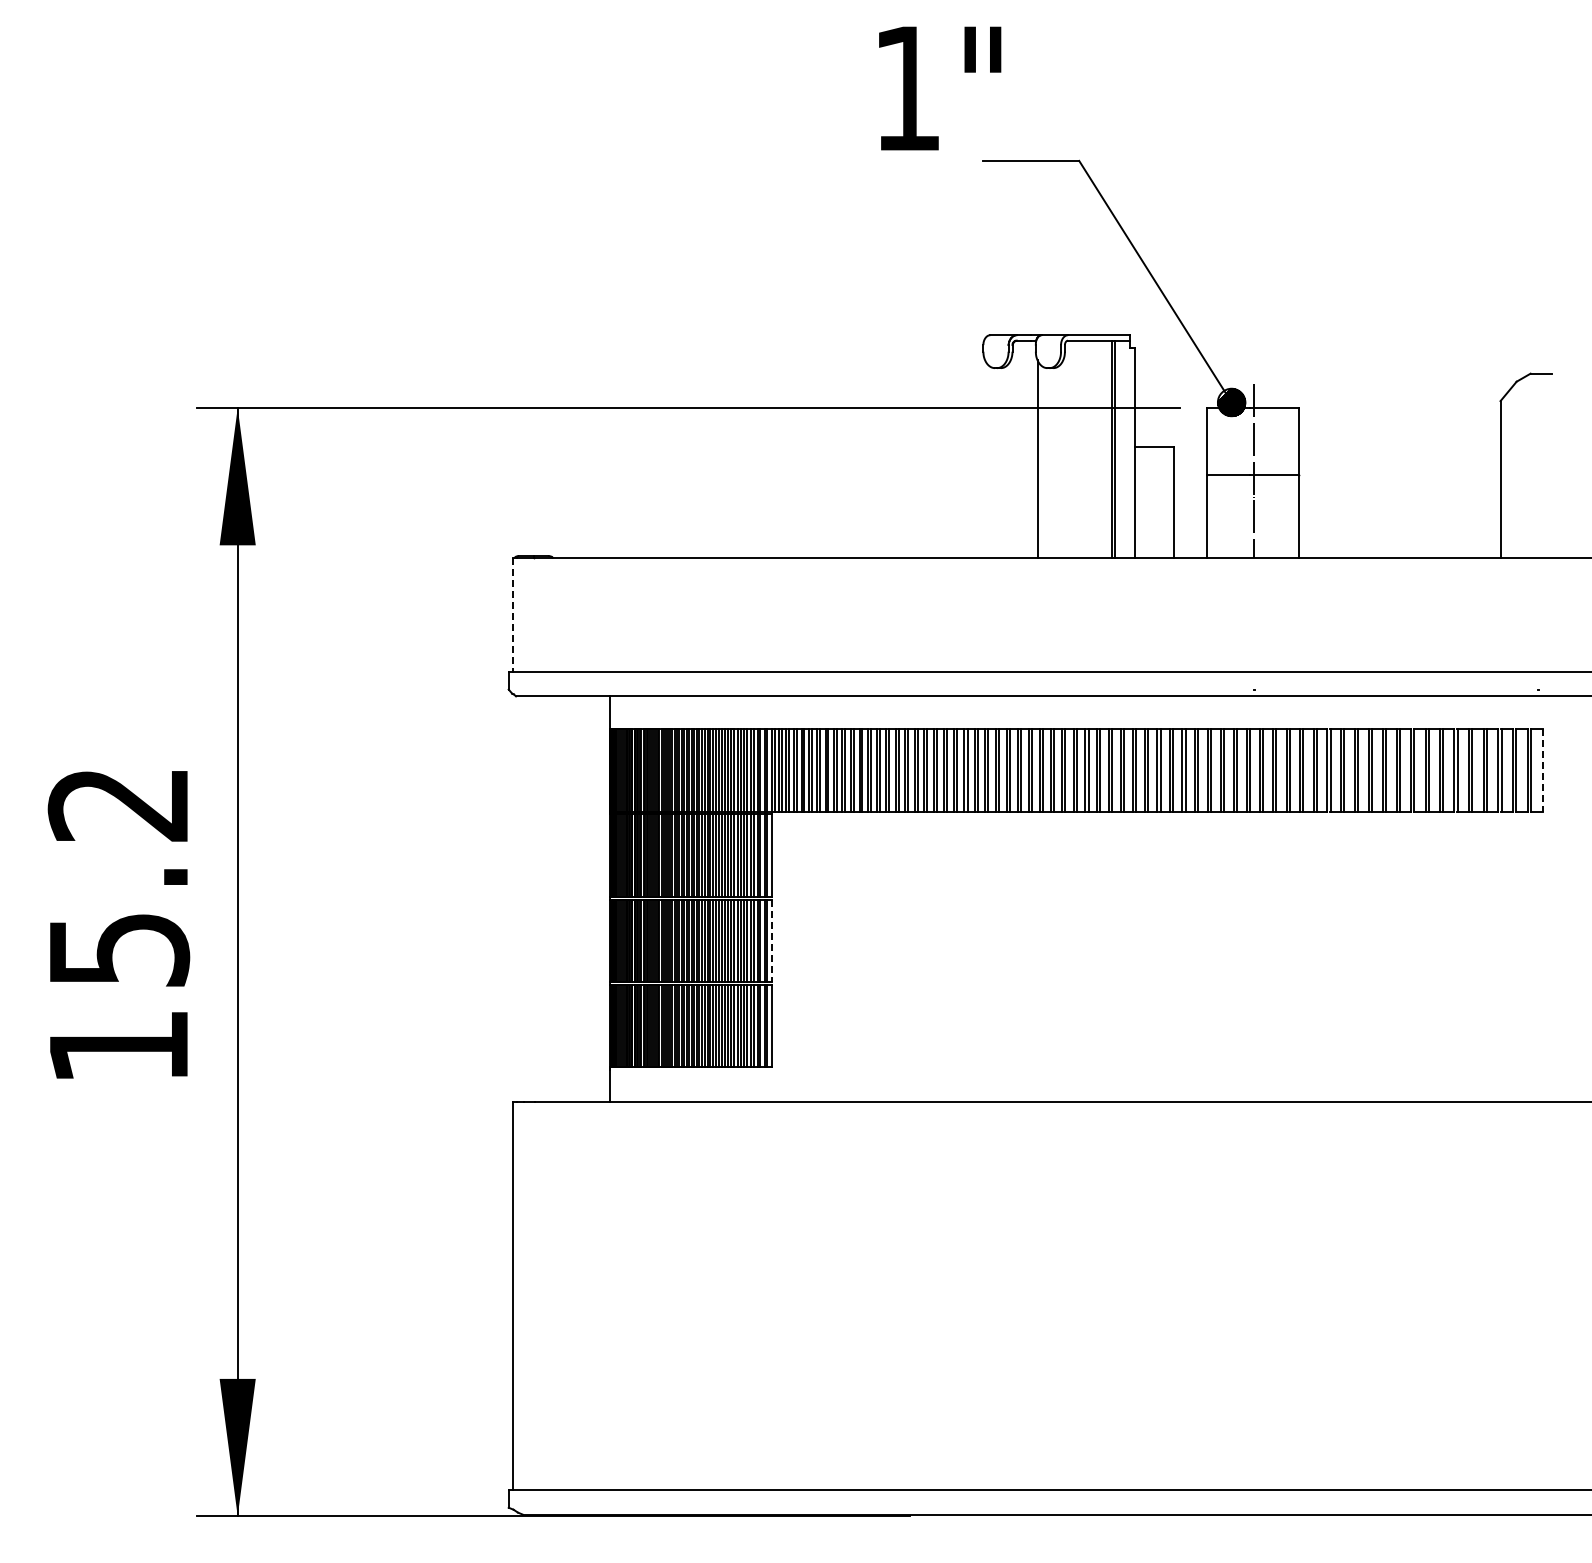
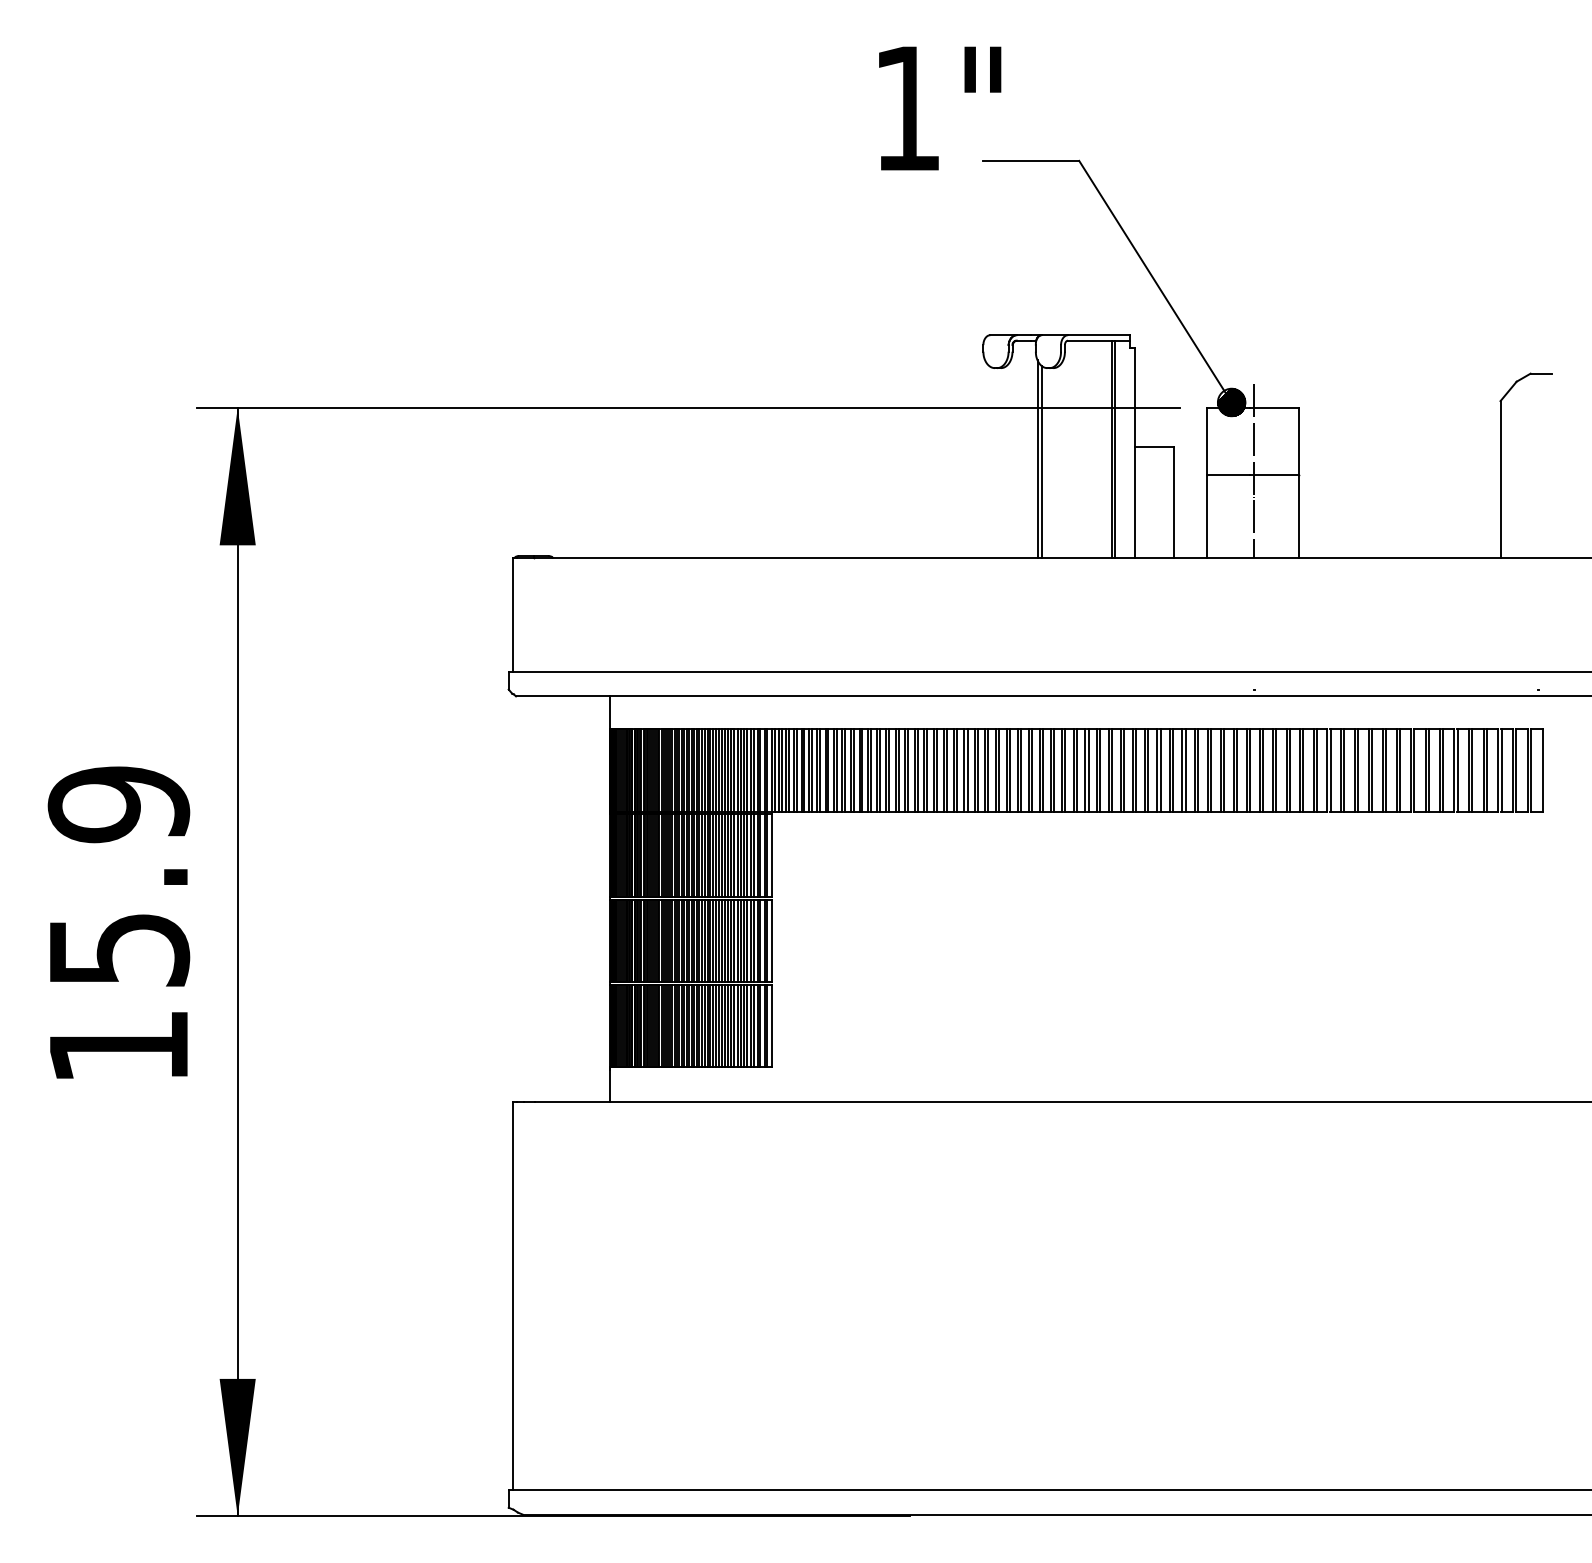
text position: (940, 88) -> (940, 108) (940, 108)
line: none -> present (1041, 461)
line: dashed -> solid (512, 614)
line: dashed -> solid (1542, 771)
text: 15.2 -> 15.9 (118, 804)
line: dashed -> solid (771, 941)
